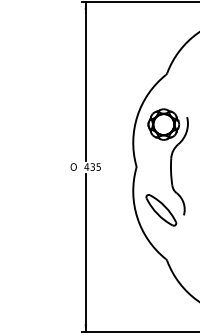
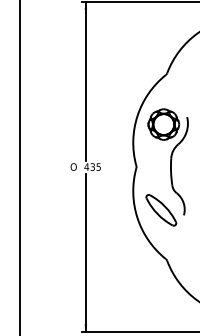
line: none -> present (19, 167)
